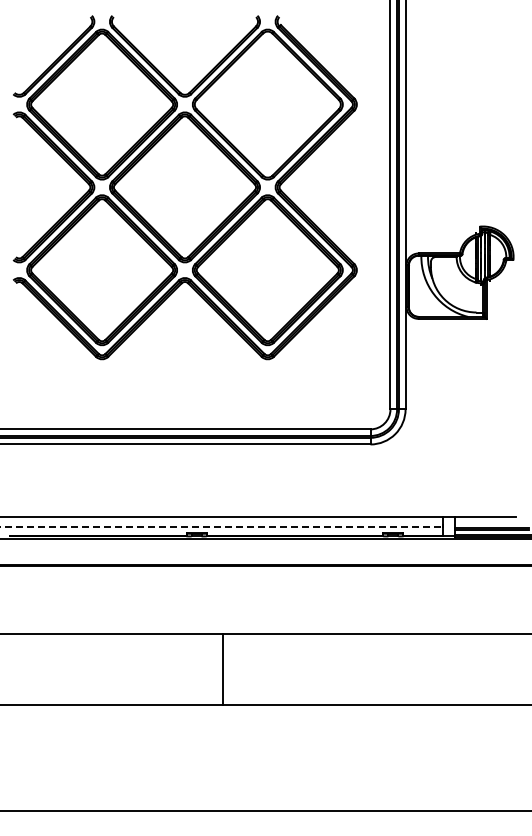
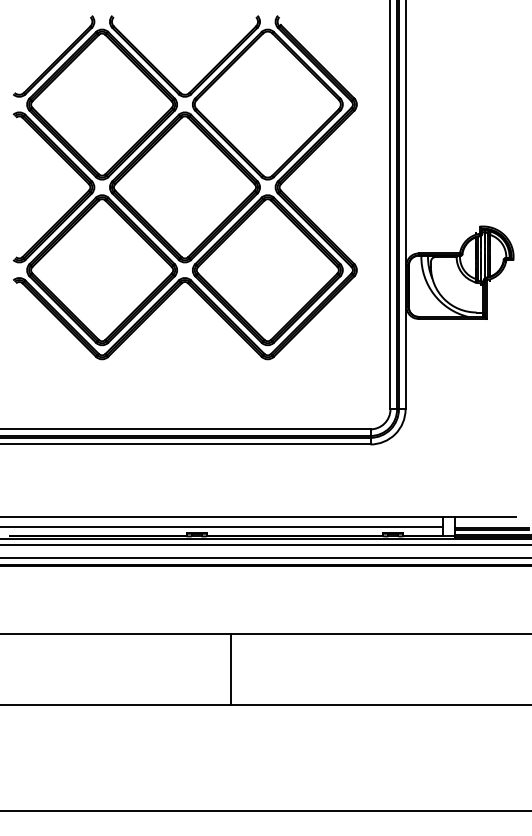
line: dashed -> solid (222, 526)
line: none -> present (265, 545)
line: none -> present (265, 557)
line position: (223, 669) -> (231, 669) (231, 669)
